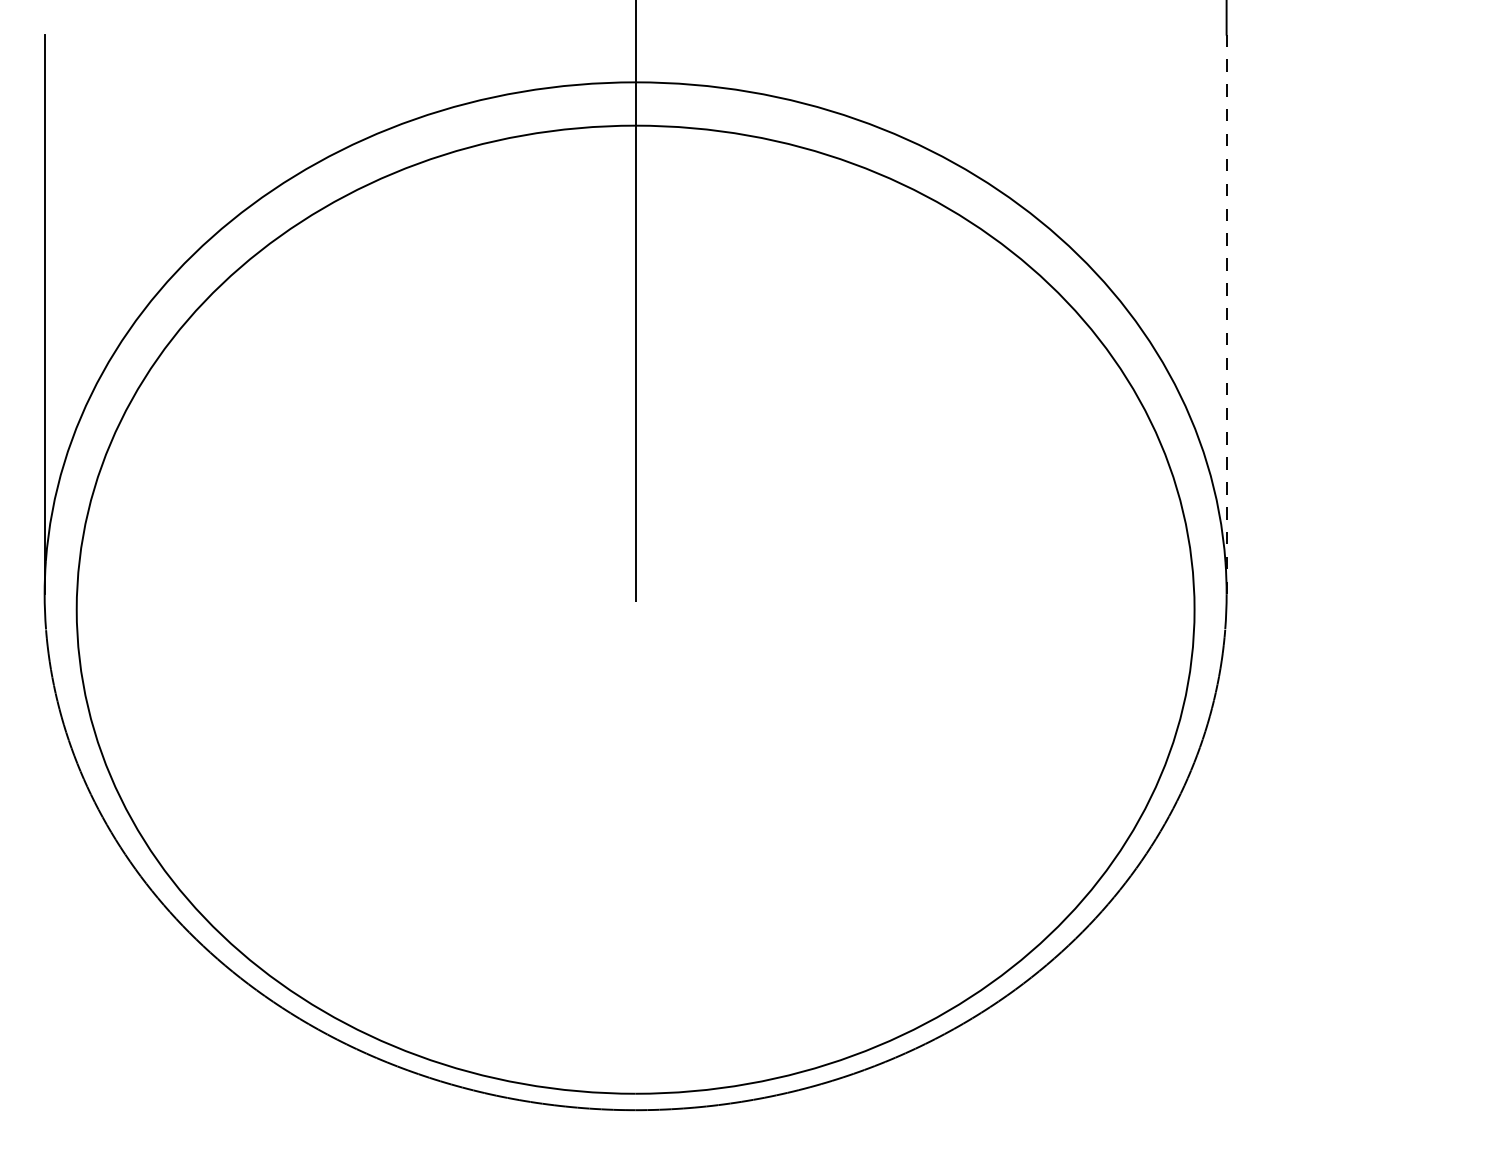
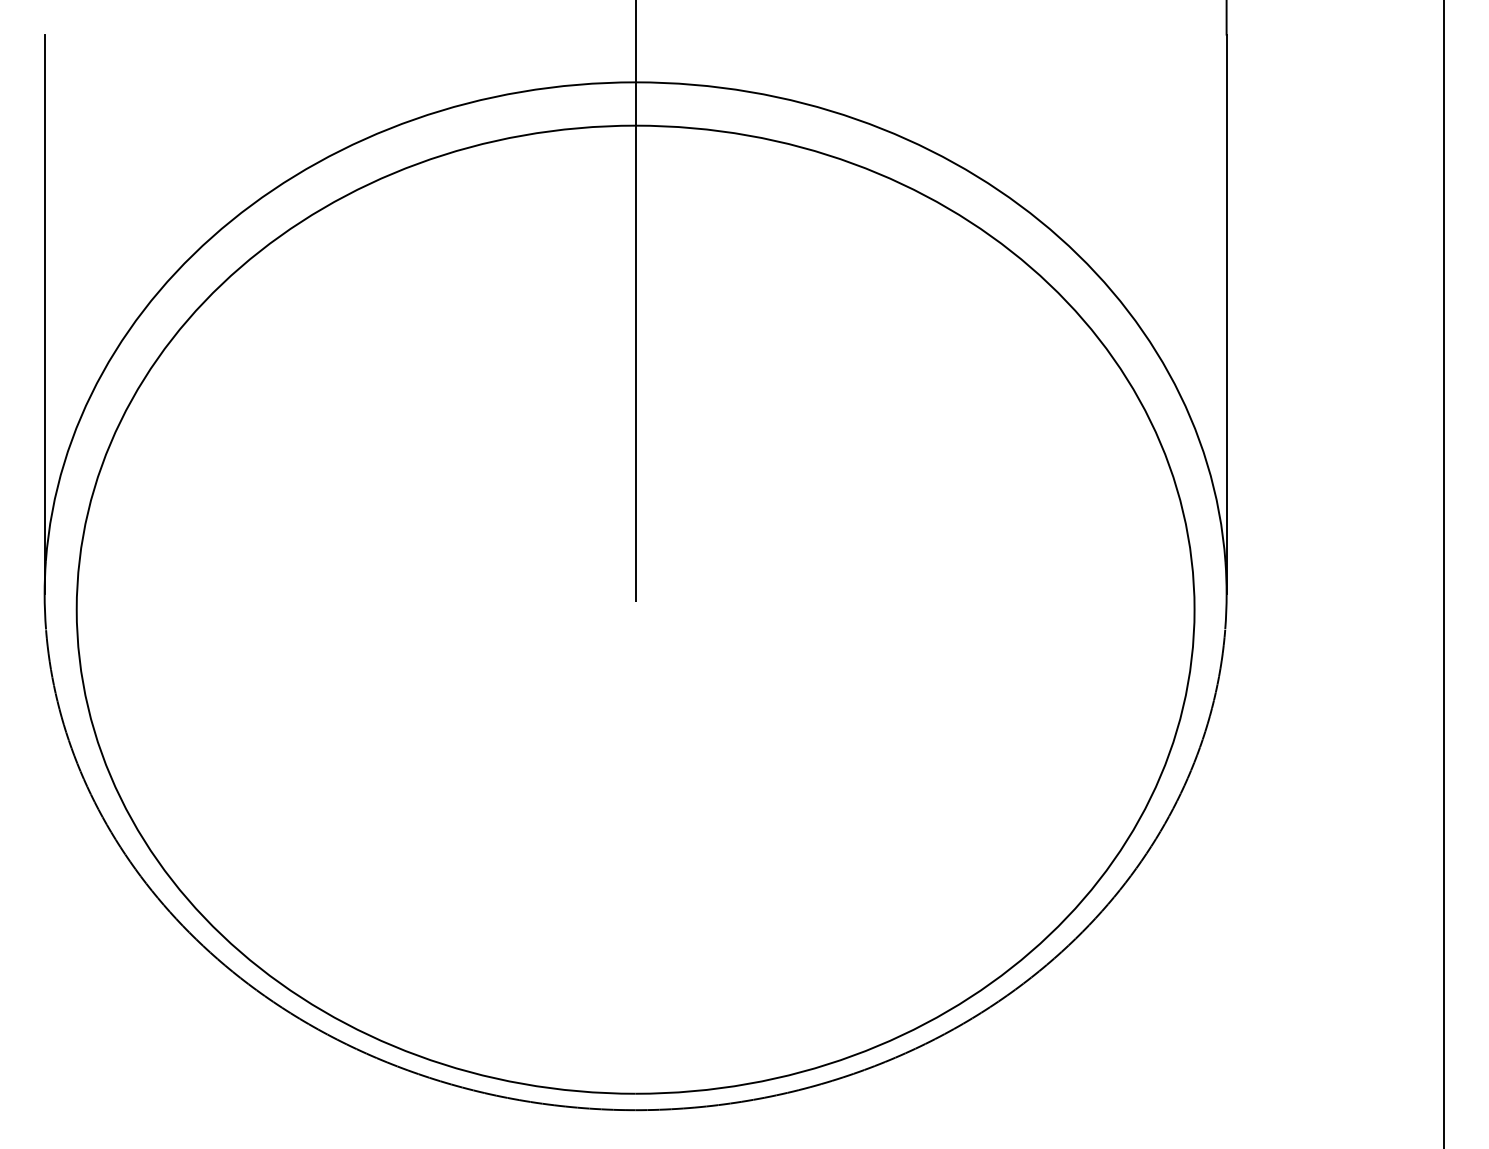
line: dashed -> solid (1226, 314)
line: none -> present (1444, 573)
